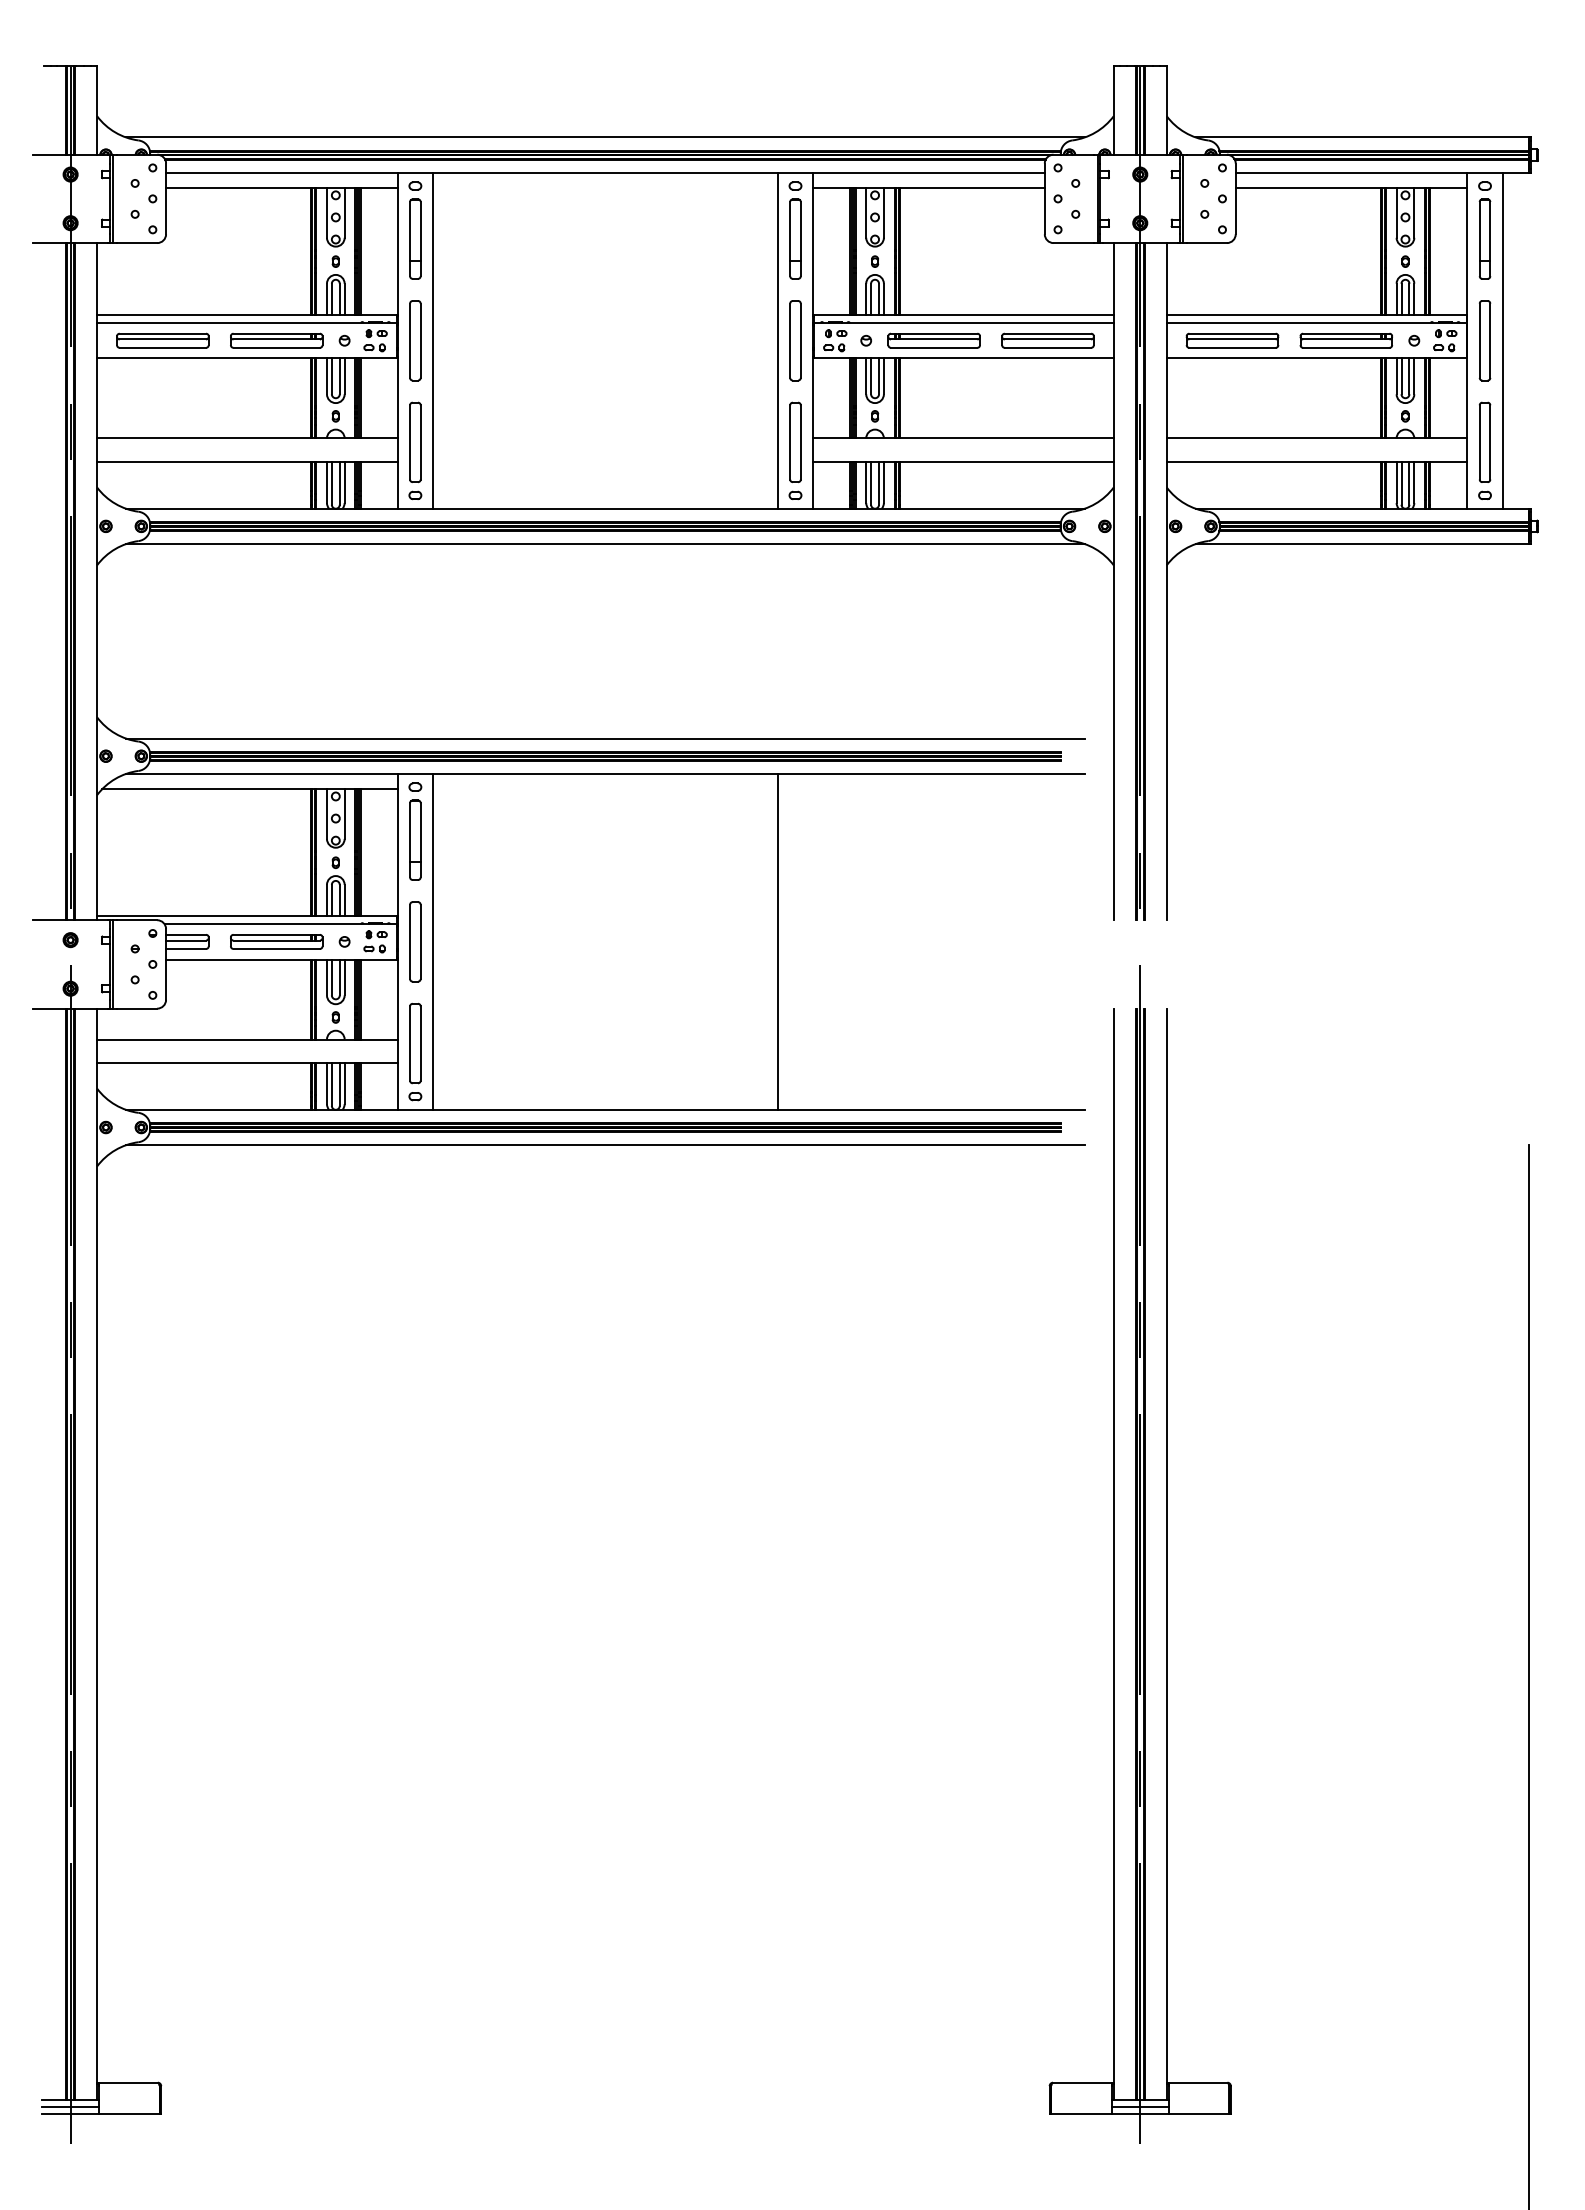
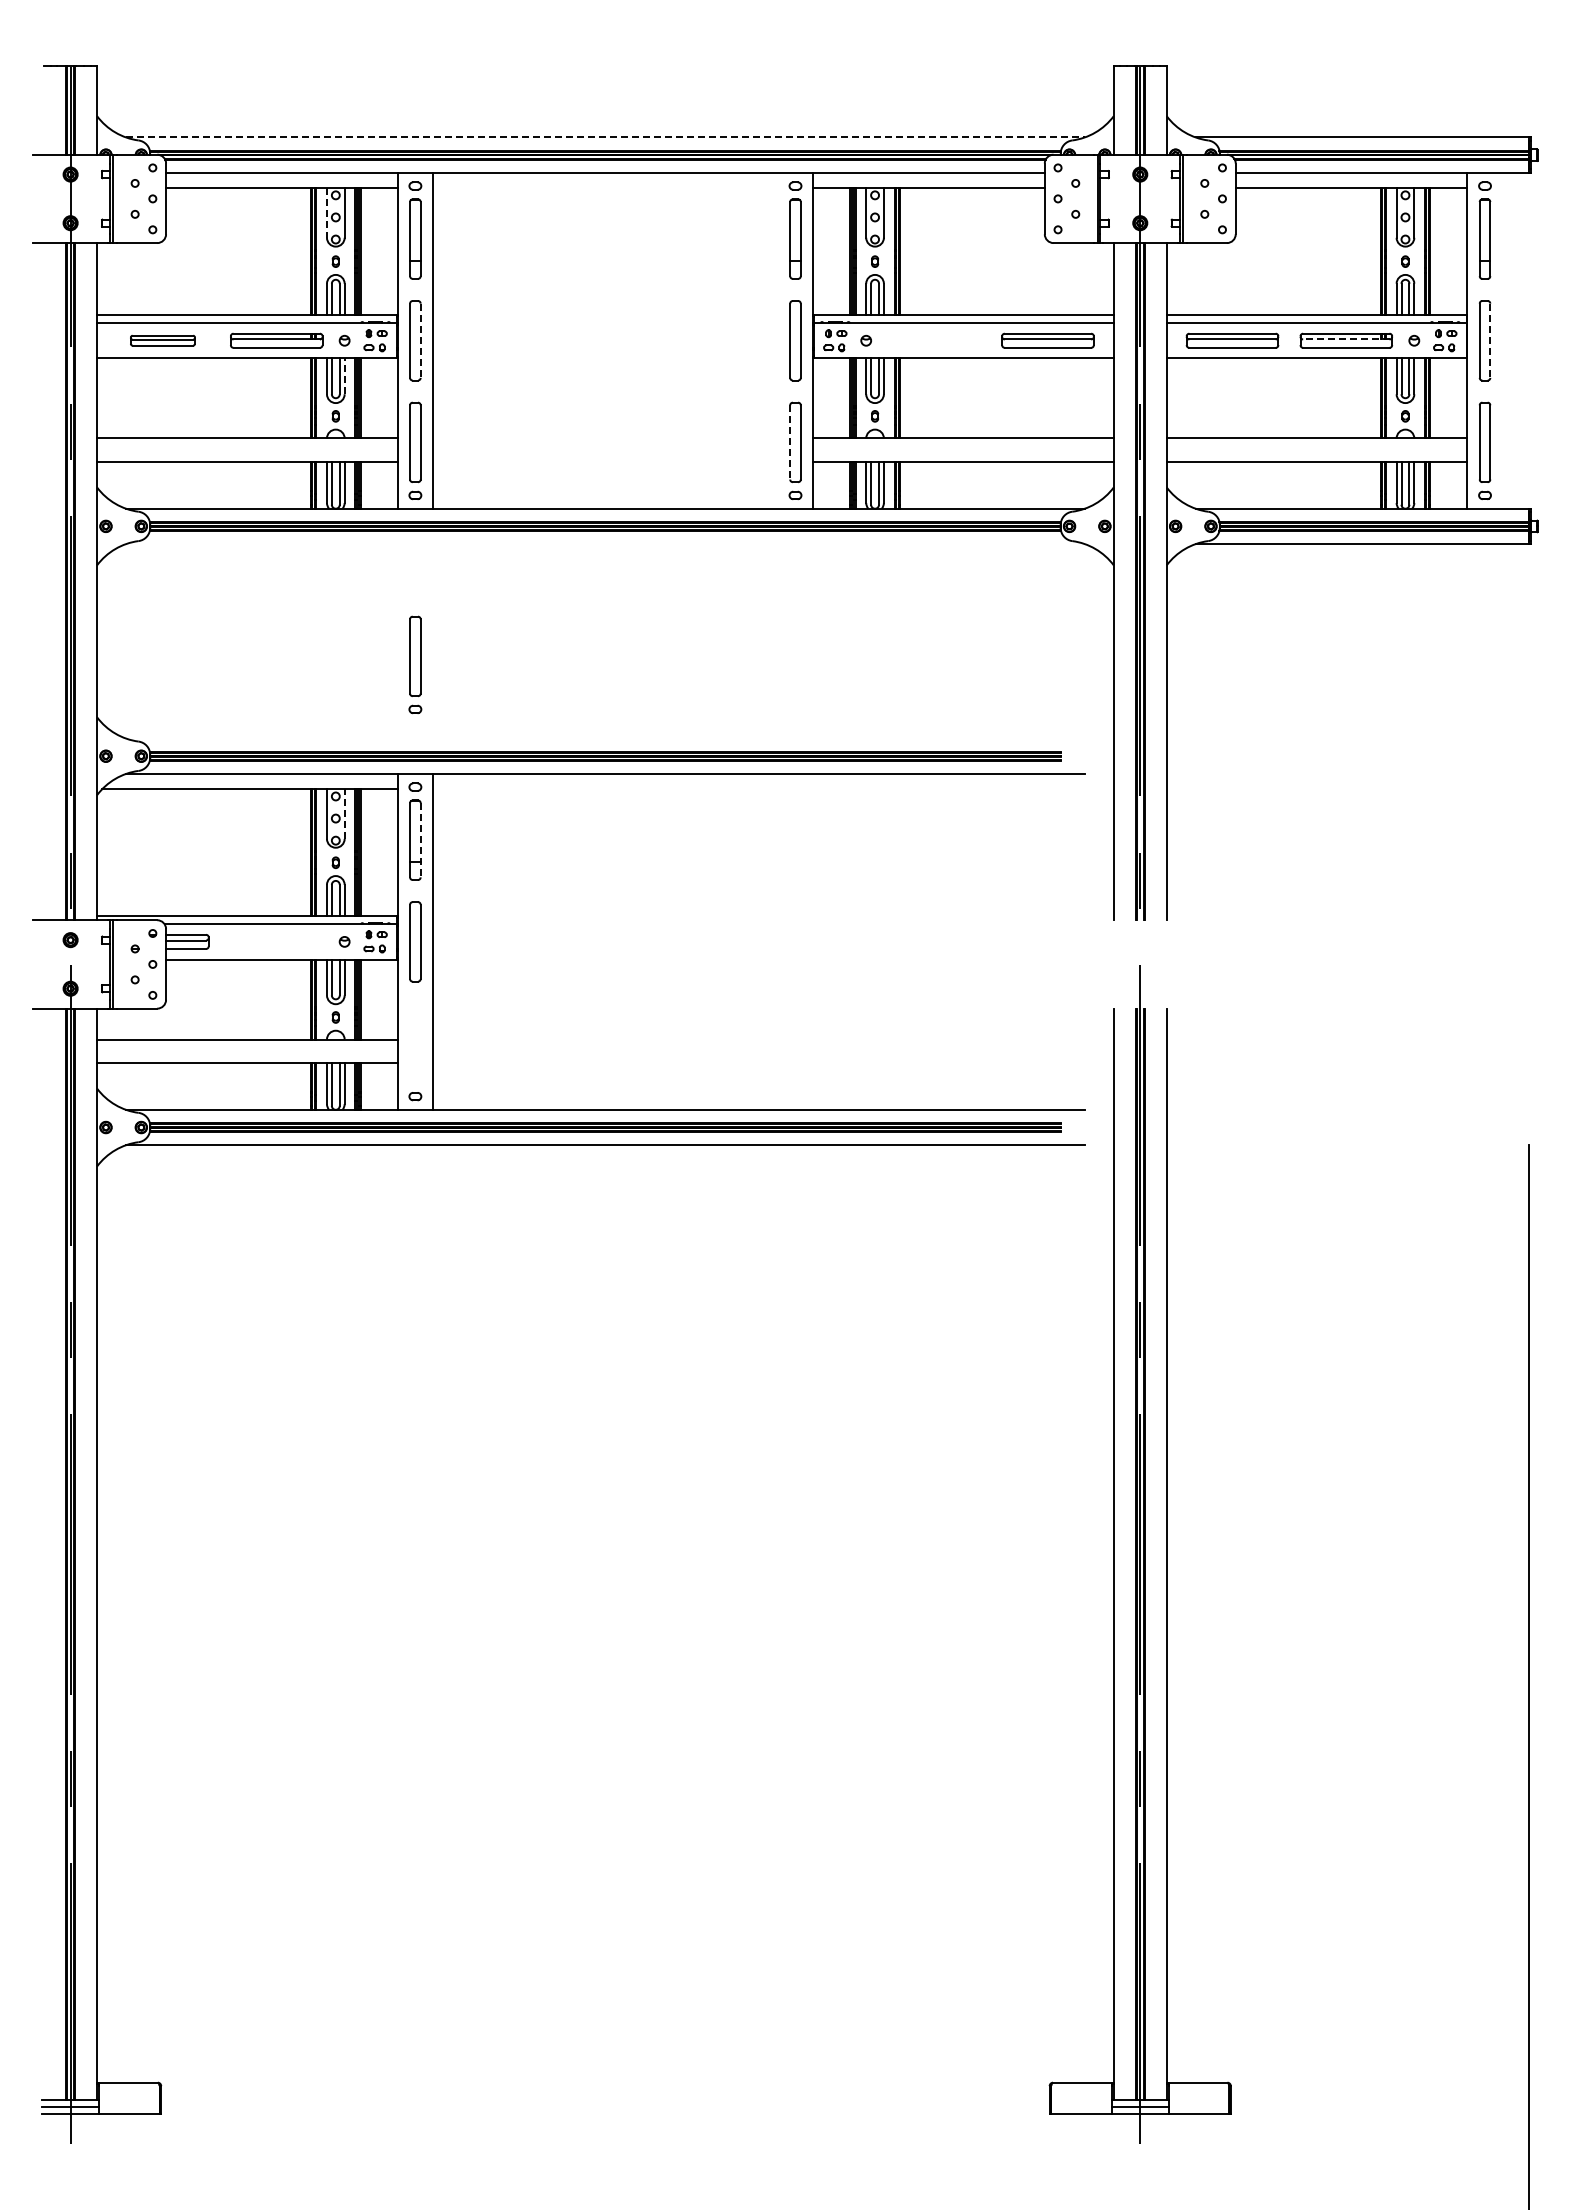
line: solid -> dashed (605, 137)
line: solid -> dashed (326, 213)
line: solid -> dashed (1345, 339)
part size: 94x17 px -> 66x13 px (162, 340)
line: present -> none (777, 340)
part: present -> none (933, 340)
line: present -> none (1502, 340)
line: solid -> dashed (420, 341)
line: solid -> dashed (1490, 341)
line: solid -> dashed (344, 376)
line: solid -> dashed (790, 442)
line: present -> none (605, 544)
part: none -> present (415, 664)
line: present -> none (605, 738)
line: solid -> dashed (344, 814)
line: solid -> dashed (420, 840)
part: present -> none (276, 941)
line: present -> none (777, 941)
part: present -> none (415, 1043)
